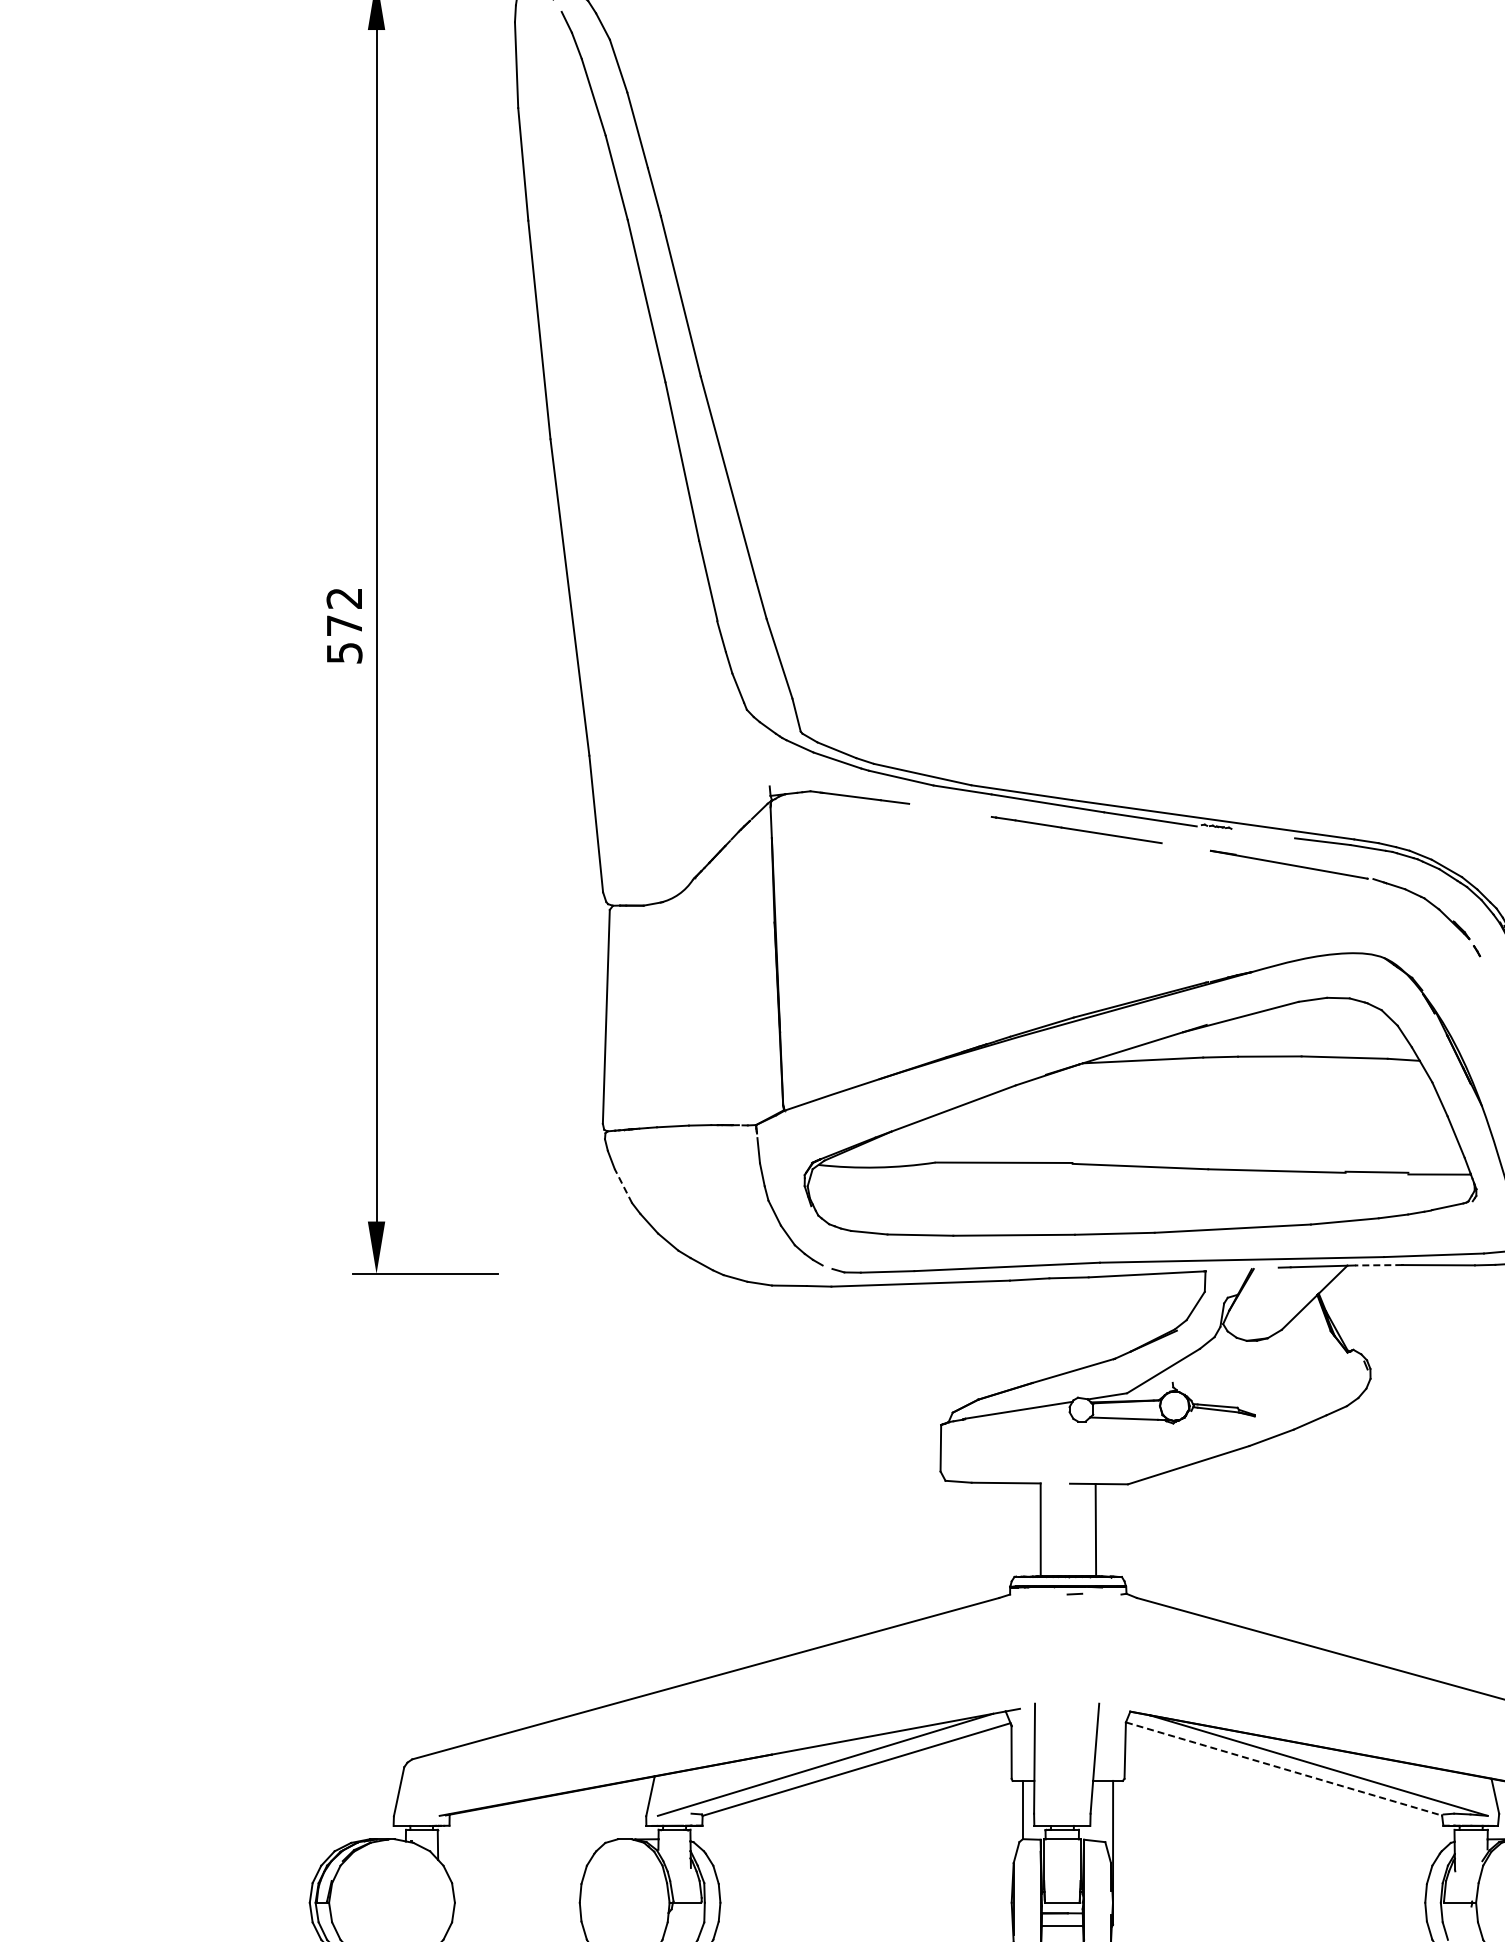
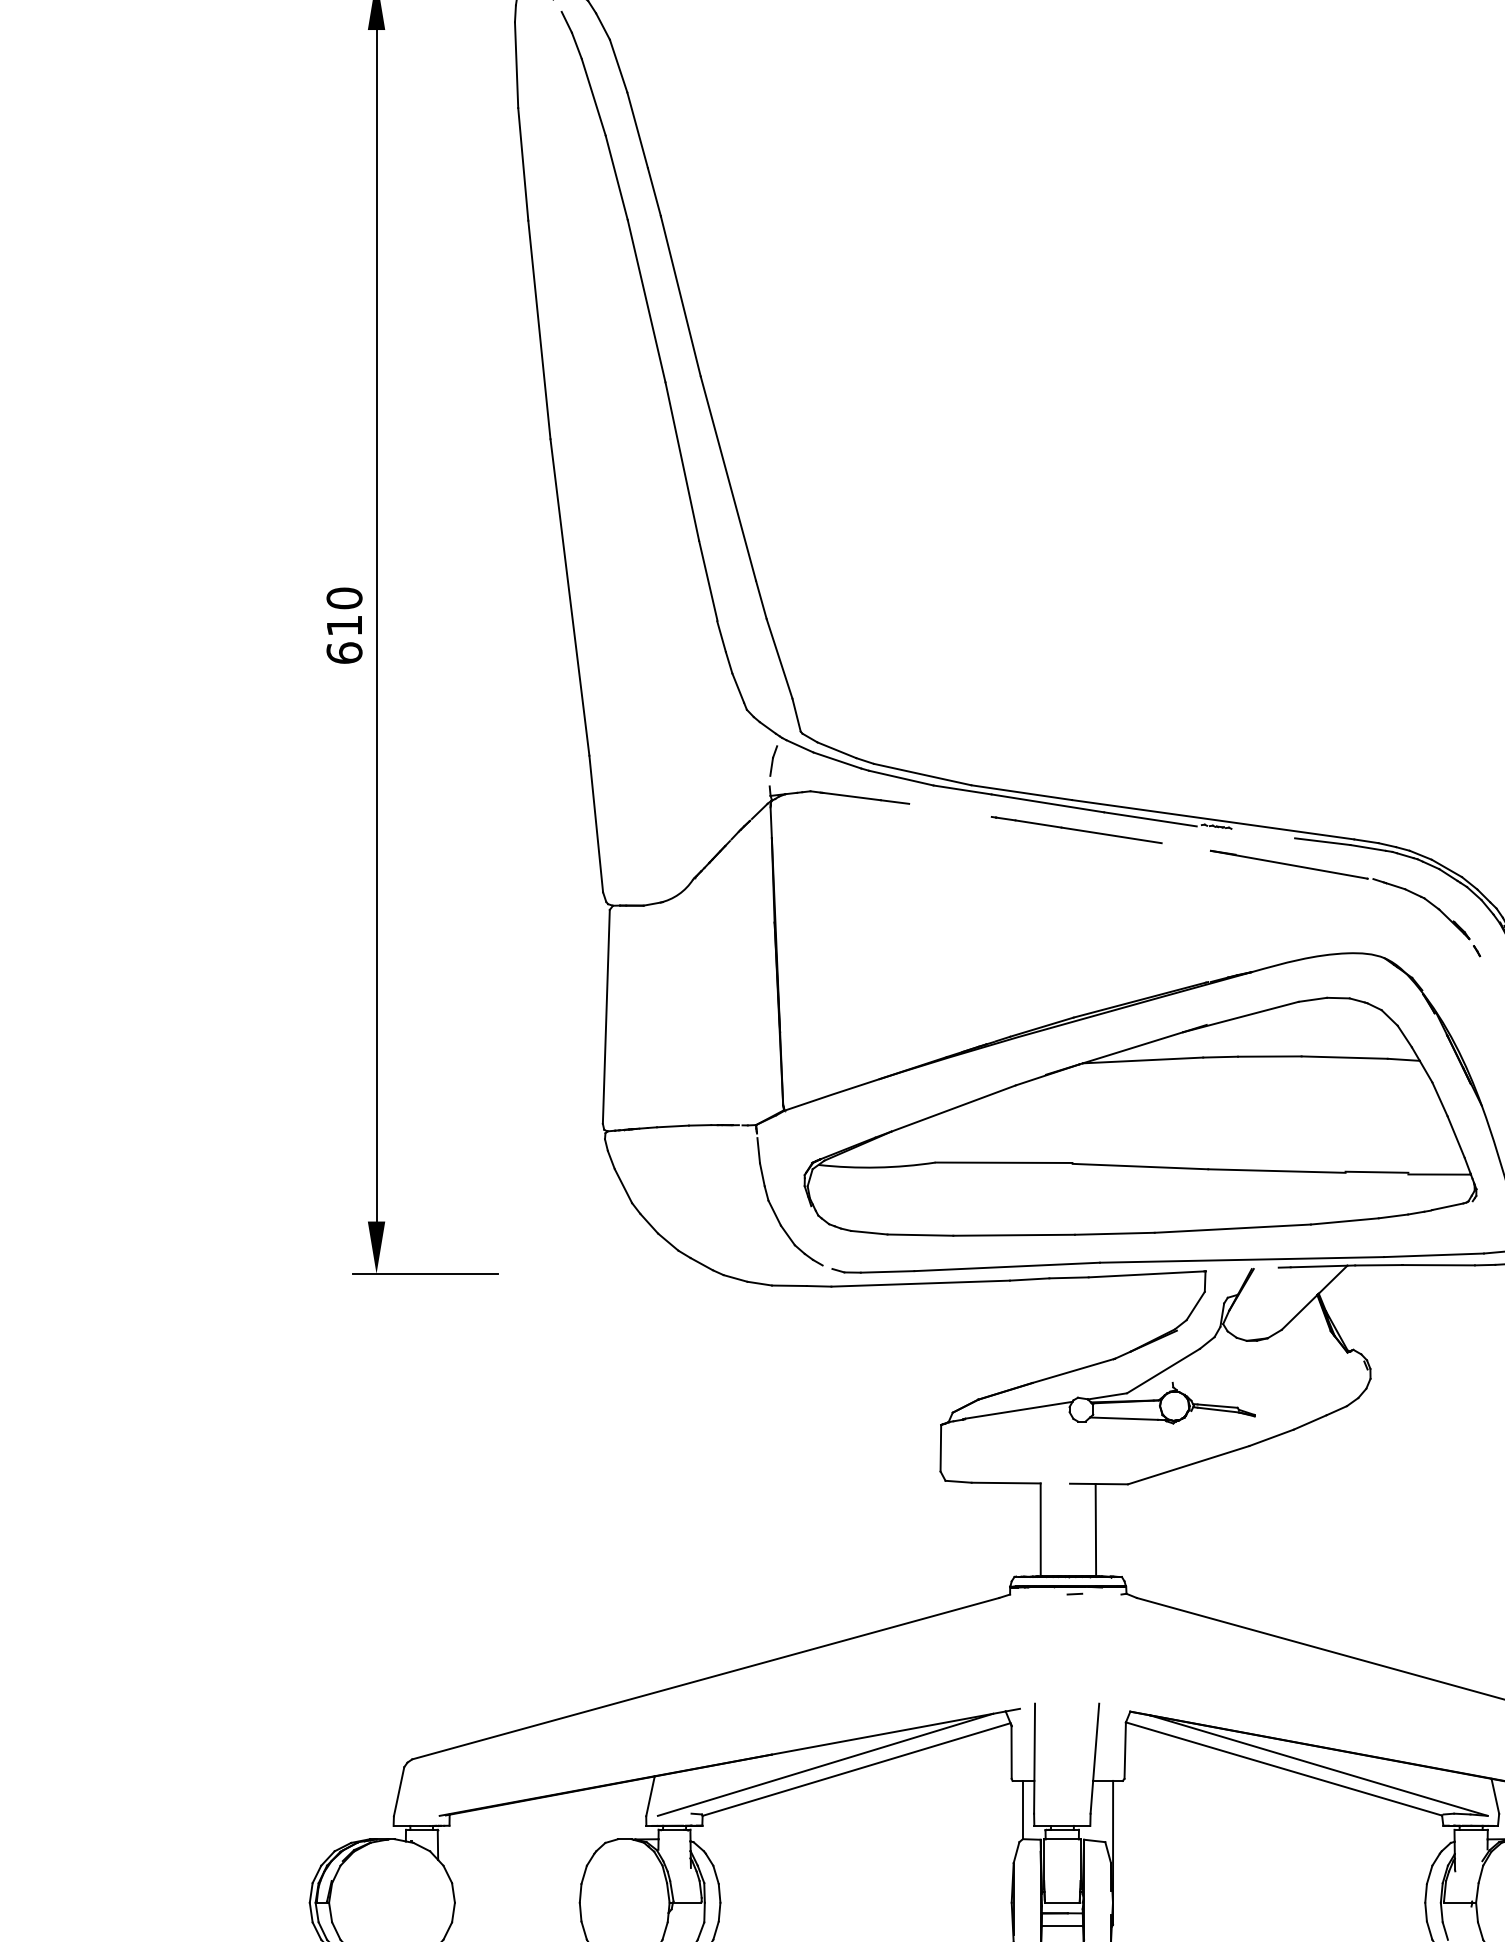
text: 572 -> 610 (344, 625)
part: none -> present (773, 760)
line: dashed -> solid (623, 1185)
line: dashed -> solid (1378, 1265)
line: dashed -> solid (1284, 1769)
